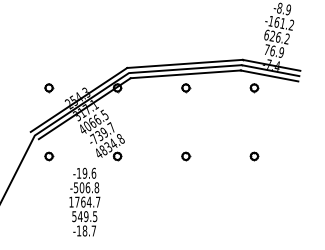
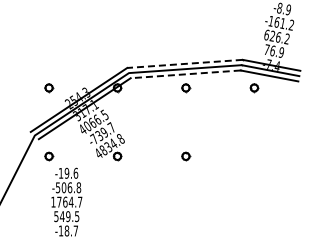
line: solid -> dashed (184, 63)
line: solid -> dashed (185, 74)
part: present -> none (254, 156)
text position: (84, 201) -> (66, 201) (66, 201)
